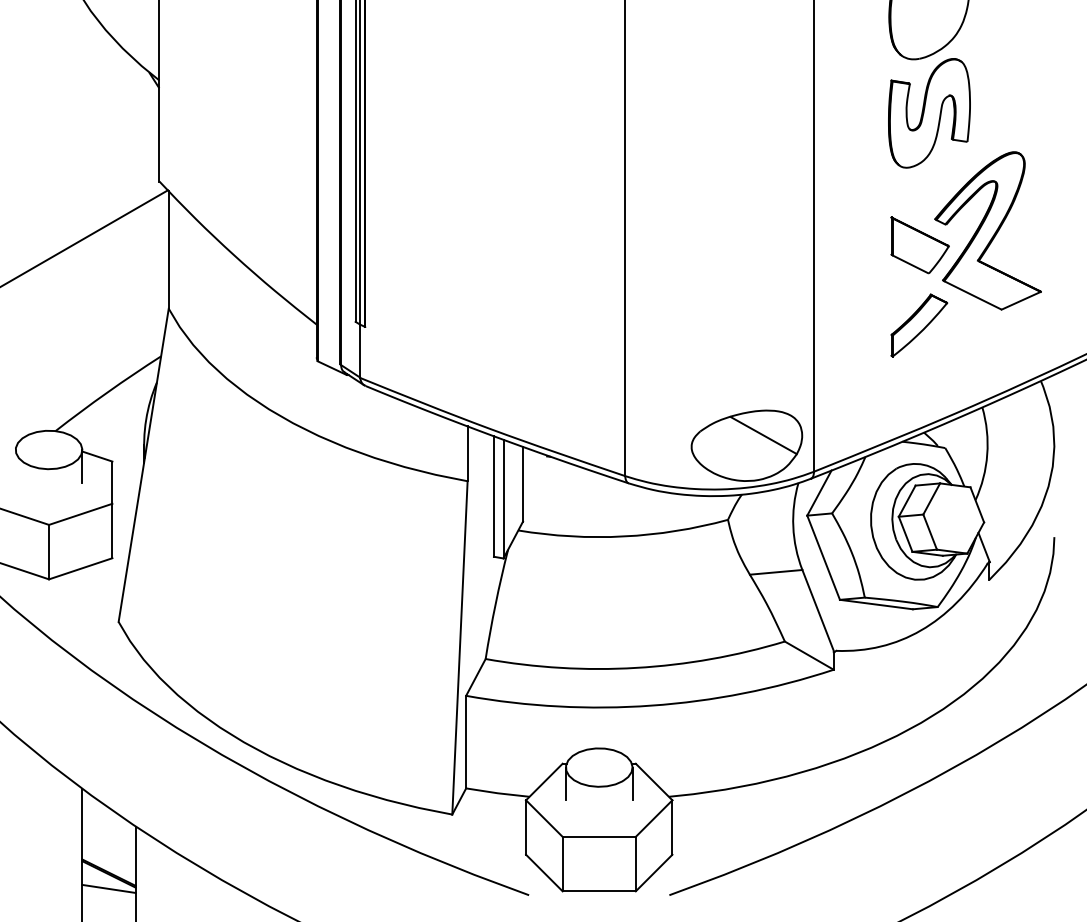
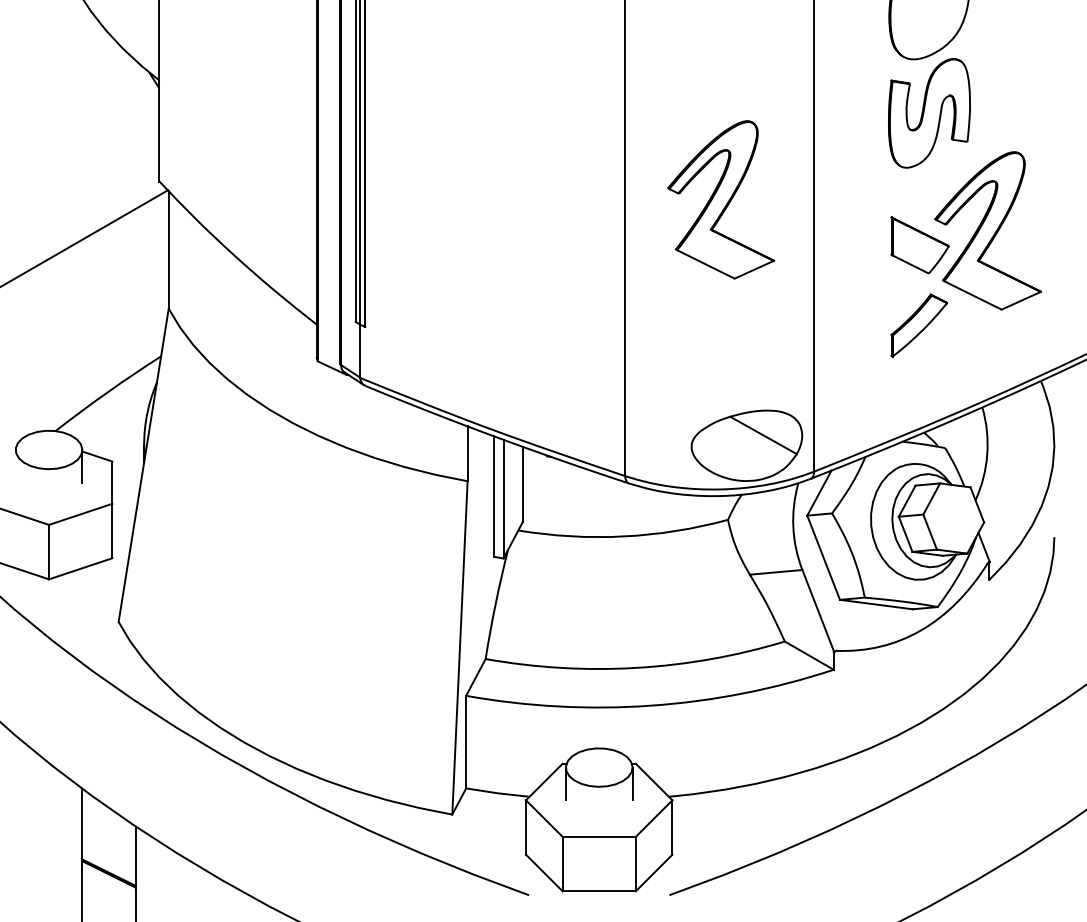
part: none -> present (720, 199)
line: present -> none (108, 888)
